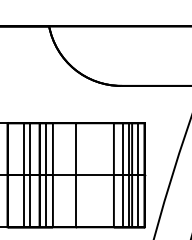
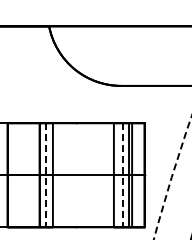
line: present -> none (23, 175)
line: present -> none (30, 175)
line: solid -> dashed (46, 175)
line: present -> none (76, 175)
line: solid -> dashed (123, 175)
line: present -> none (138, 175)
arc: solid -> dashed (171, 177)
